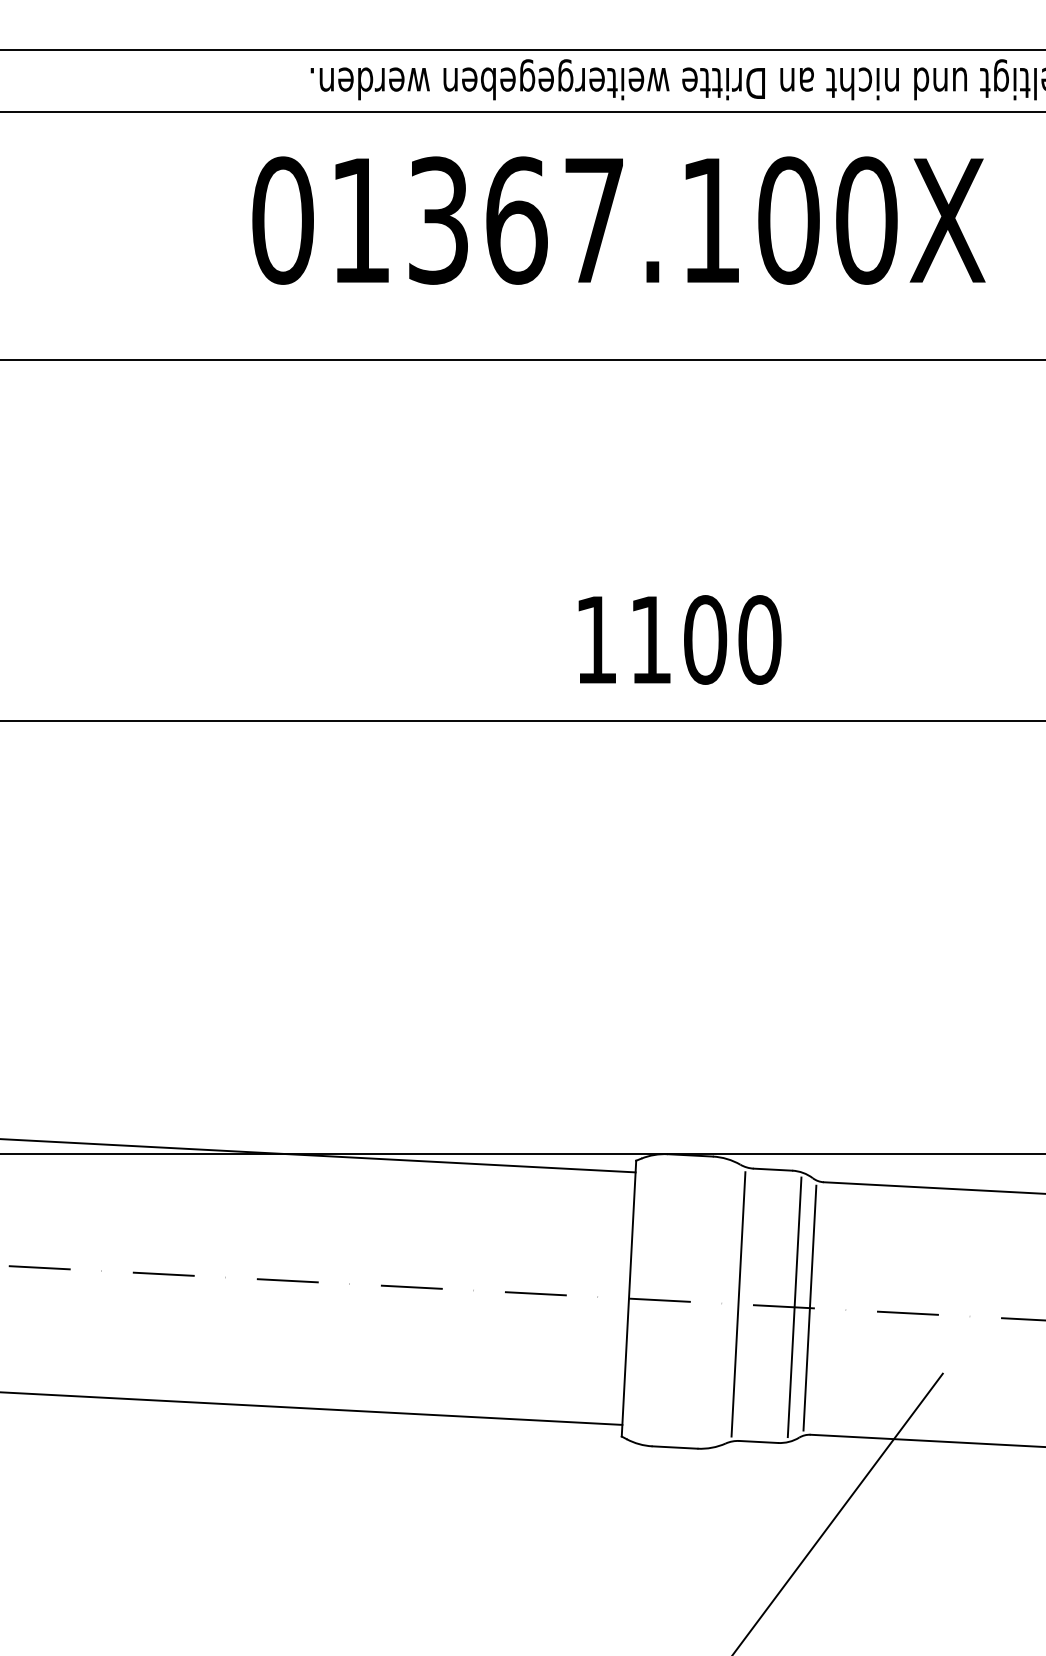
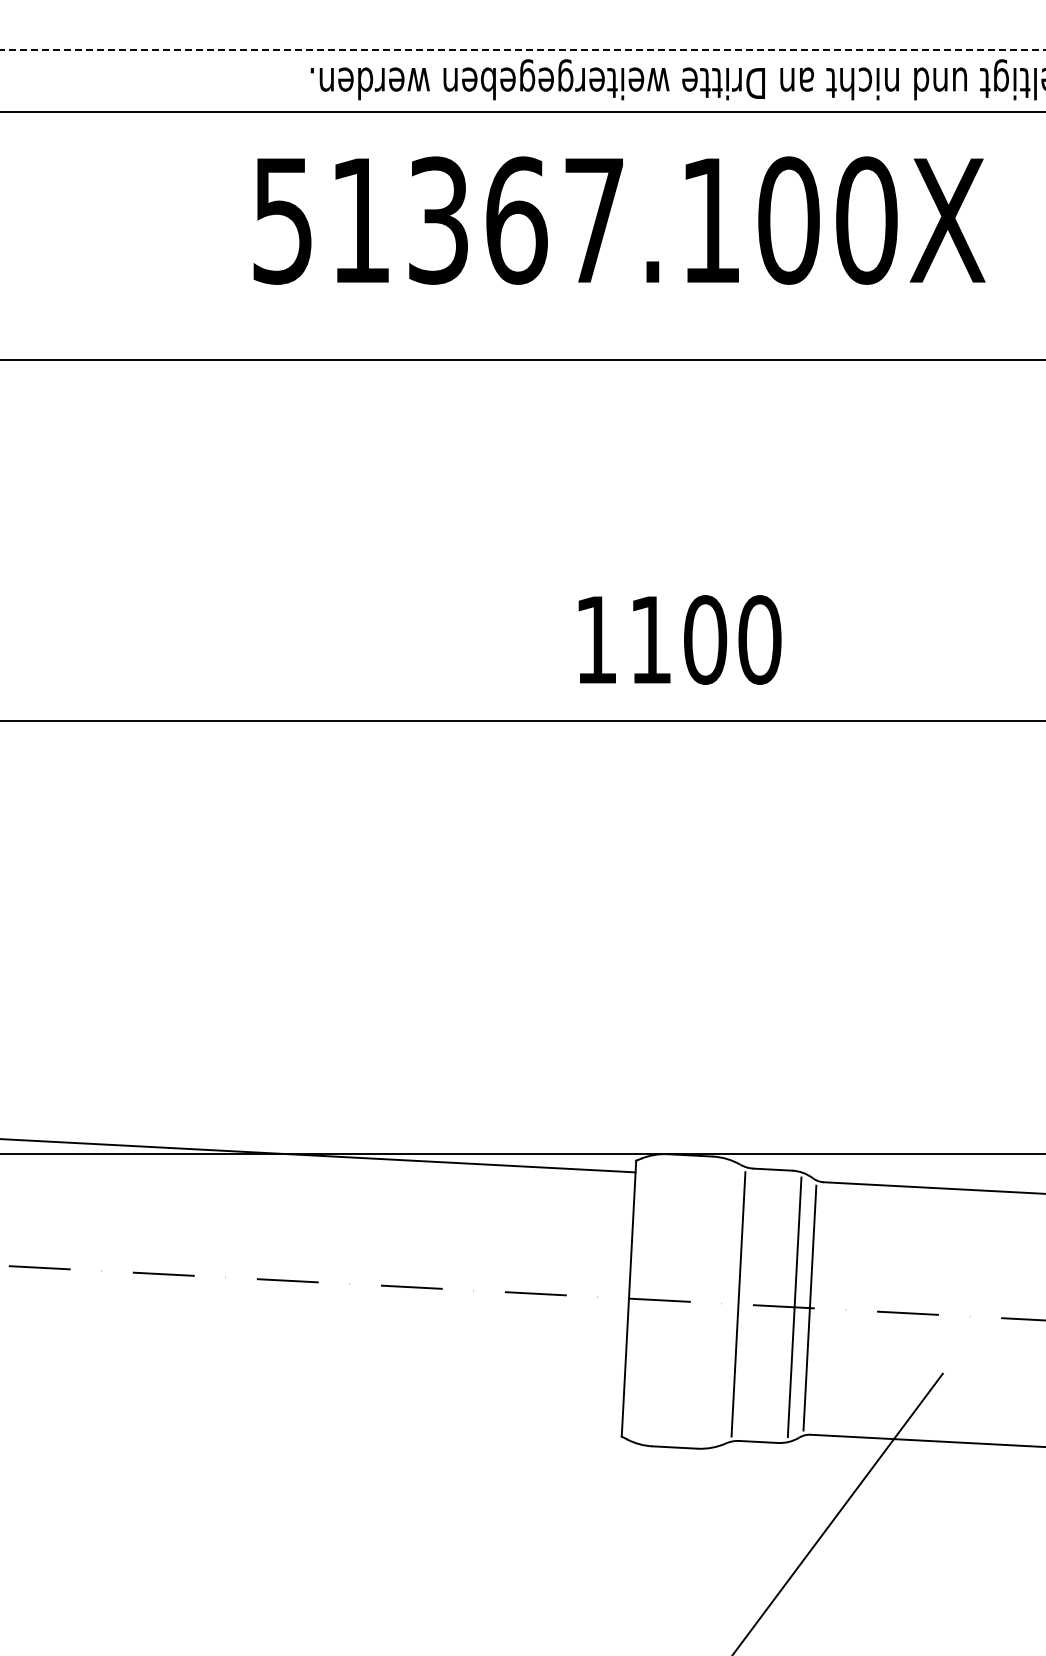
line: solid -> dashed (522, 49)
text: 01367.100X -> 51367.100X (282, 220)
line: present -> none (312, 1408)
